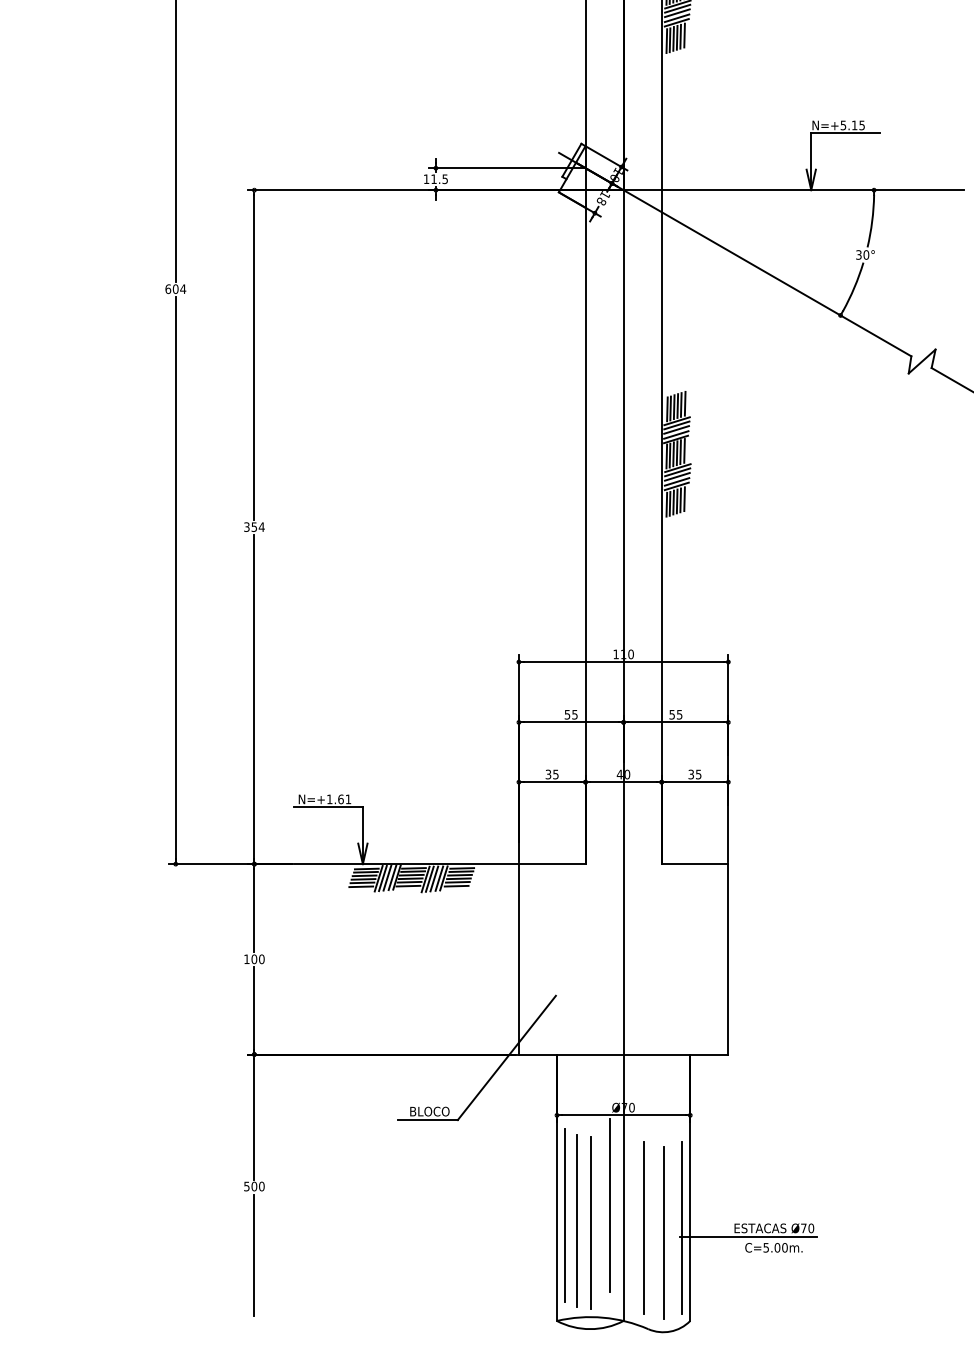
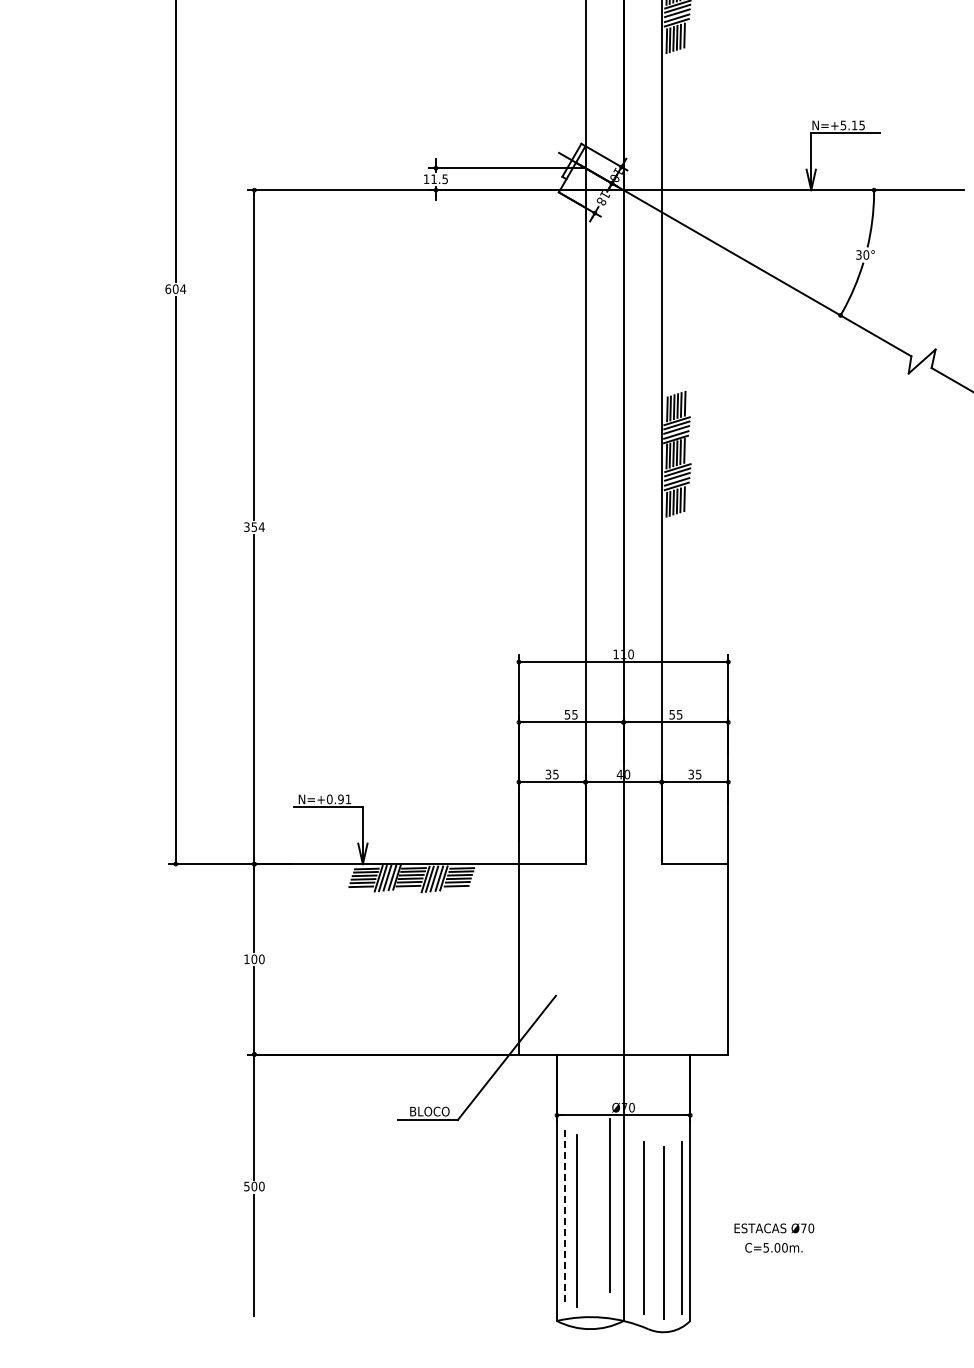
text: N=+1.61 -> N=+0.91 (334, 799)
line: solid -> dashed (565, 1215)
line: present -> none (590, 1223)
line: present -> none (747, 1236)
